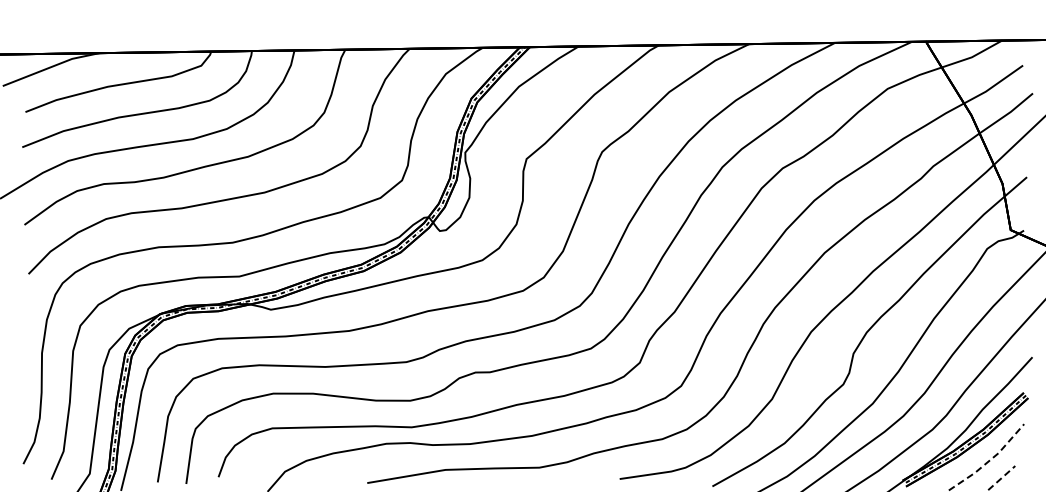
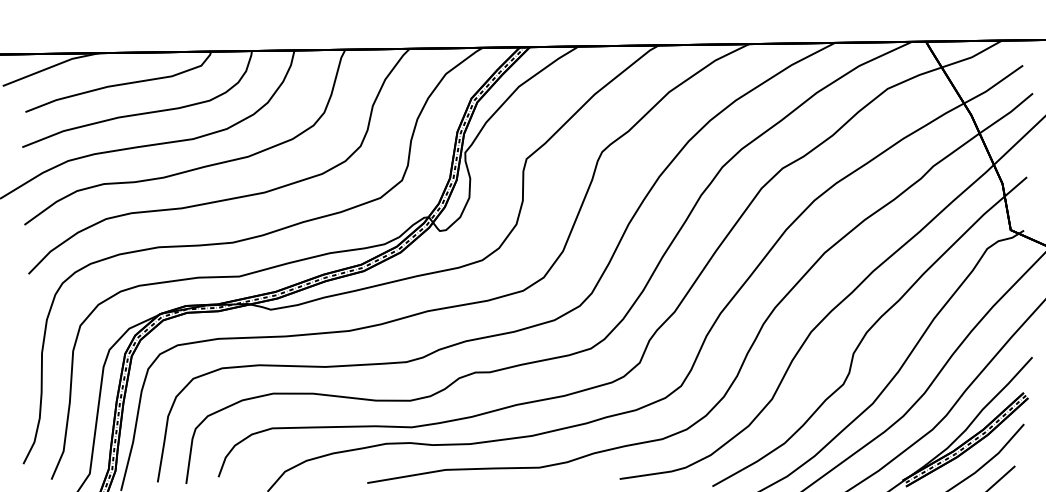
line: dashed -> solid (988, 461)
line: dashed -> solid (1001, 478)
